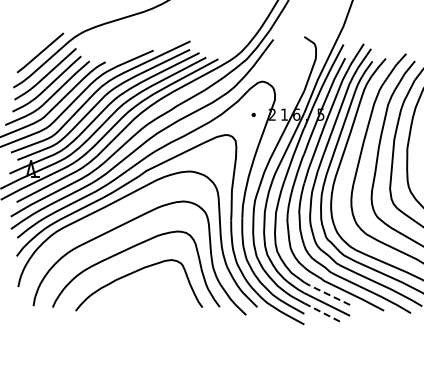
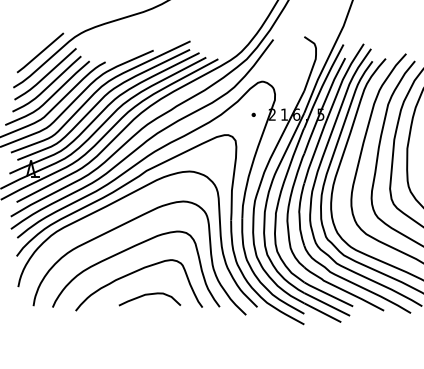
line: dashed -> solid (328, 294)
curve: none -> present (149, 295)
line: dashed -> solid (322, 312)
